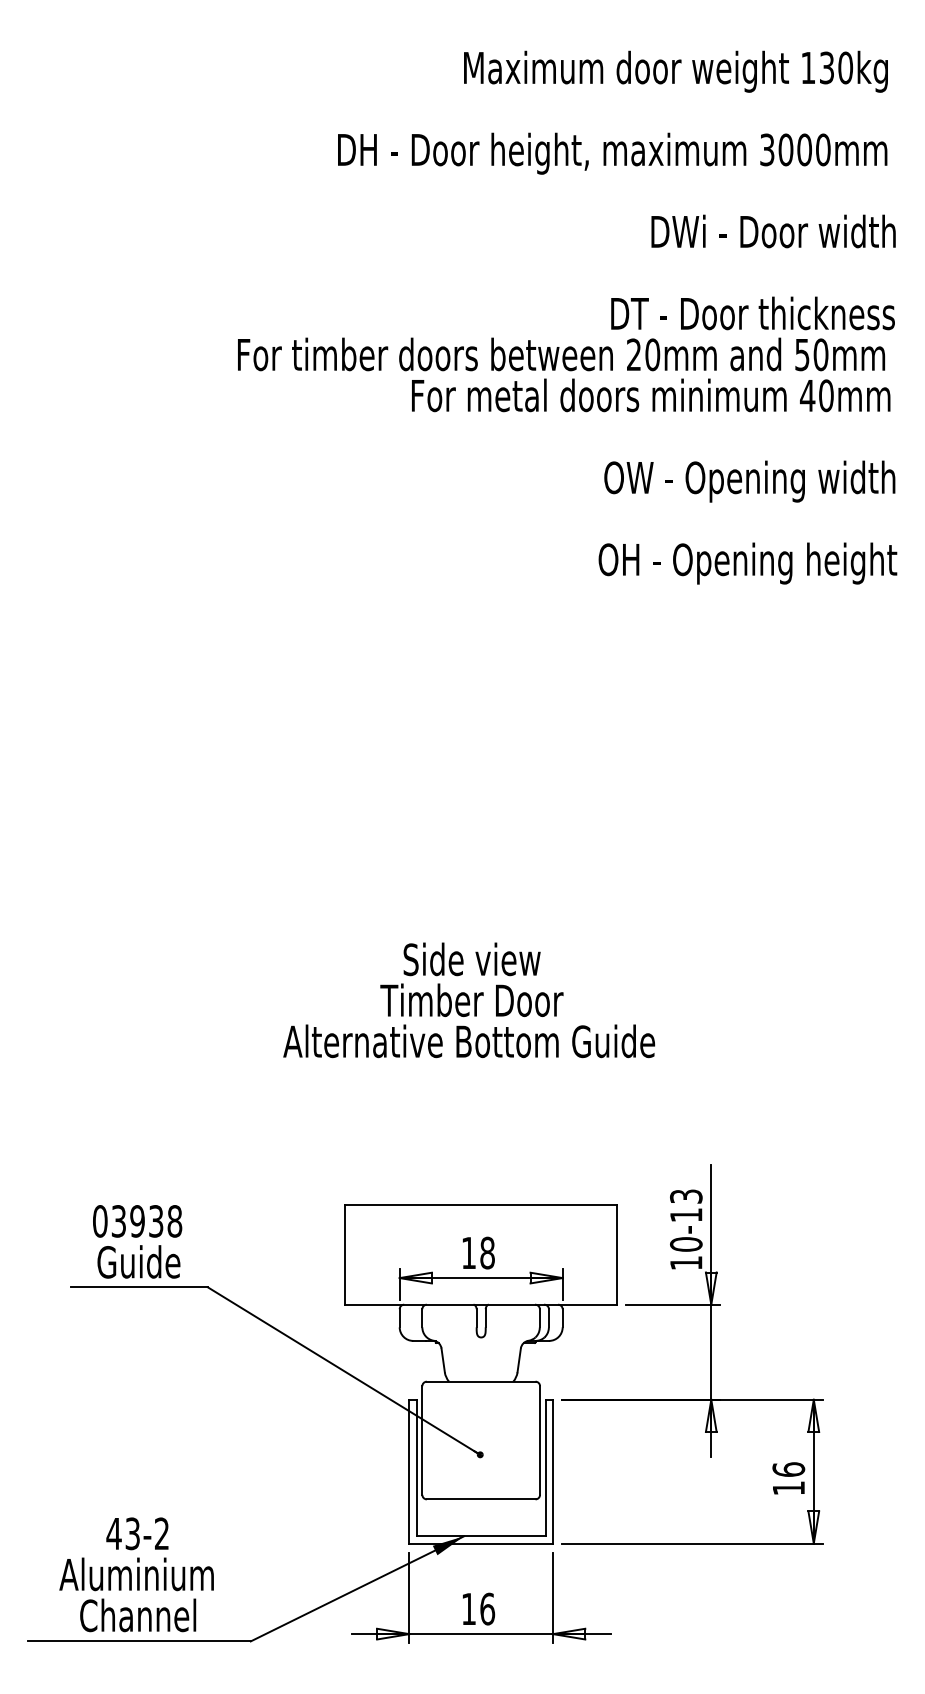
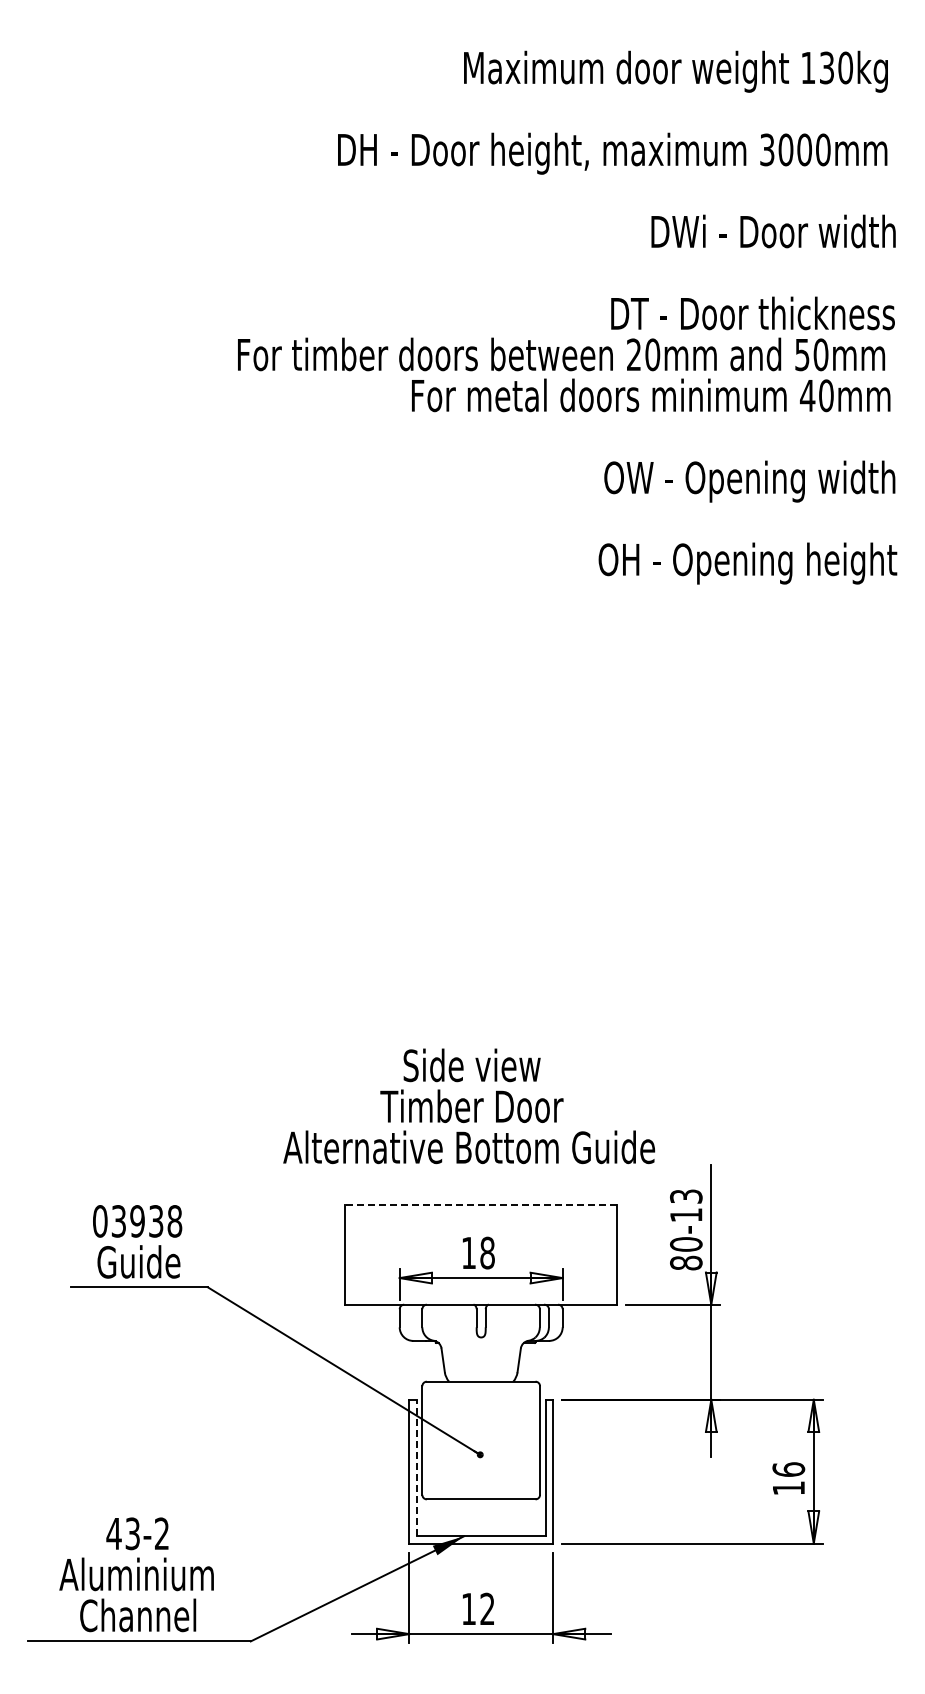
text position: (469, 1000) -> (469, 1106) (469, 1106)
line: solid -> dashed (481, 1205)
text: 10-13 -> 80-13 (686, 1262)
line: solid -> dashed (416, 1467)
text: 16 -> 12 (487, 1608)
